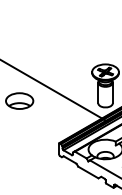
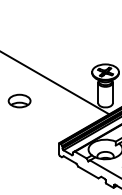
line position: (53, 90) -> (55, 83) (55, 83)
part size: 30x18 px -> 25x16 px (19, 100)
